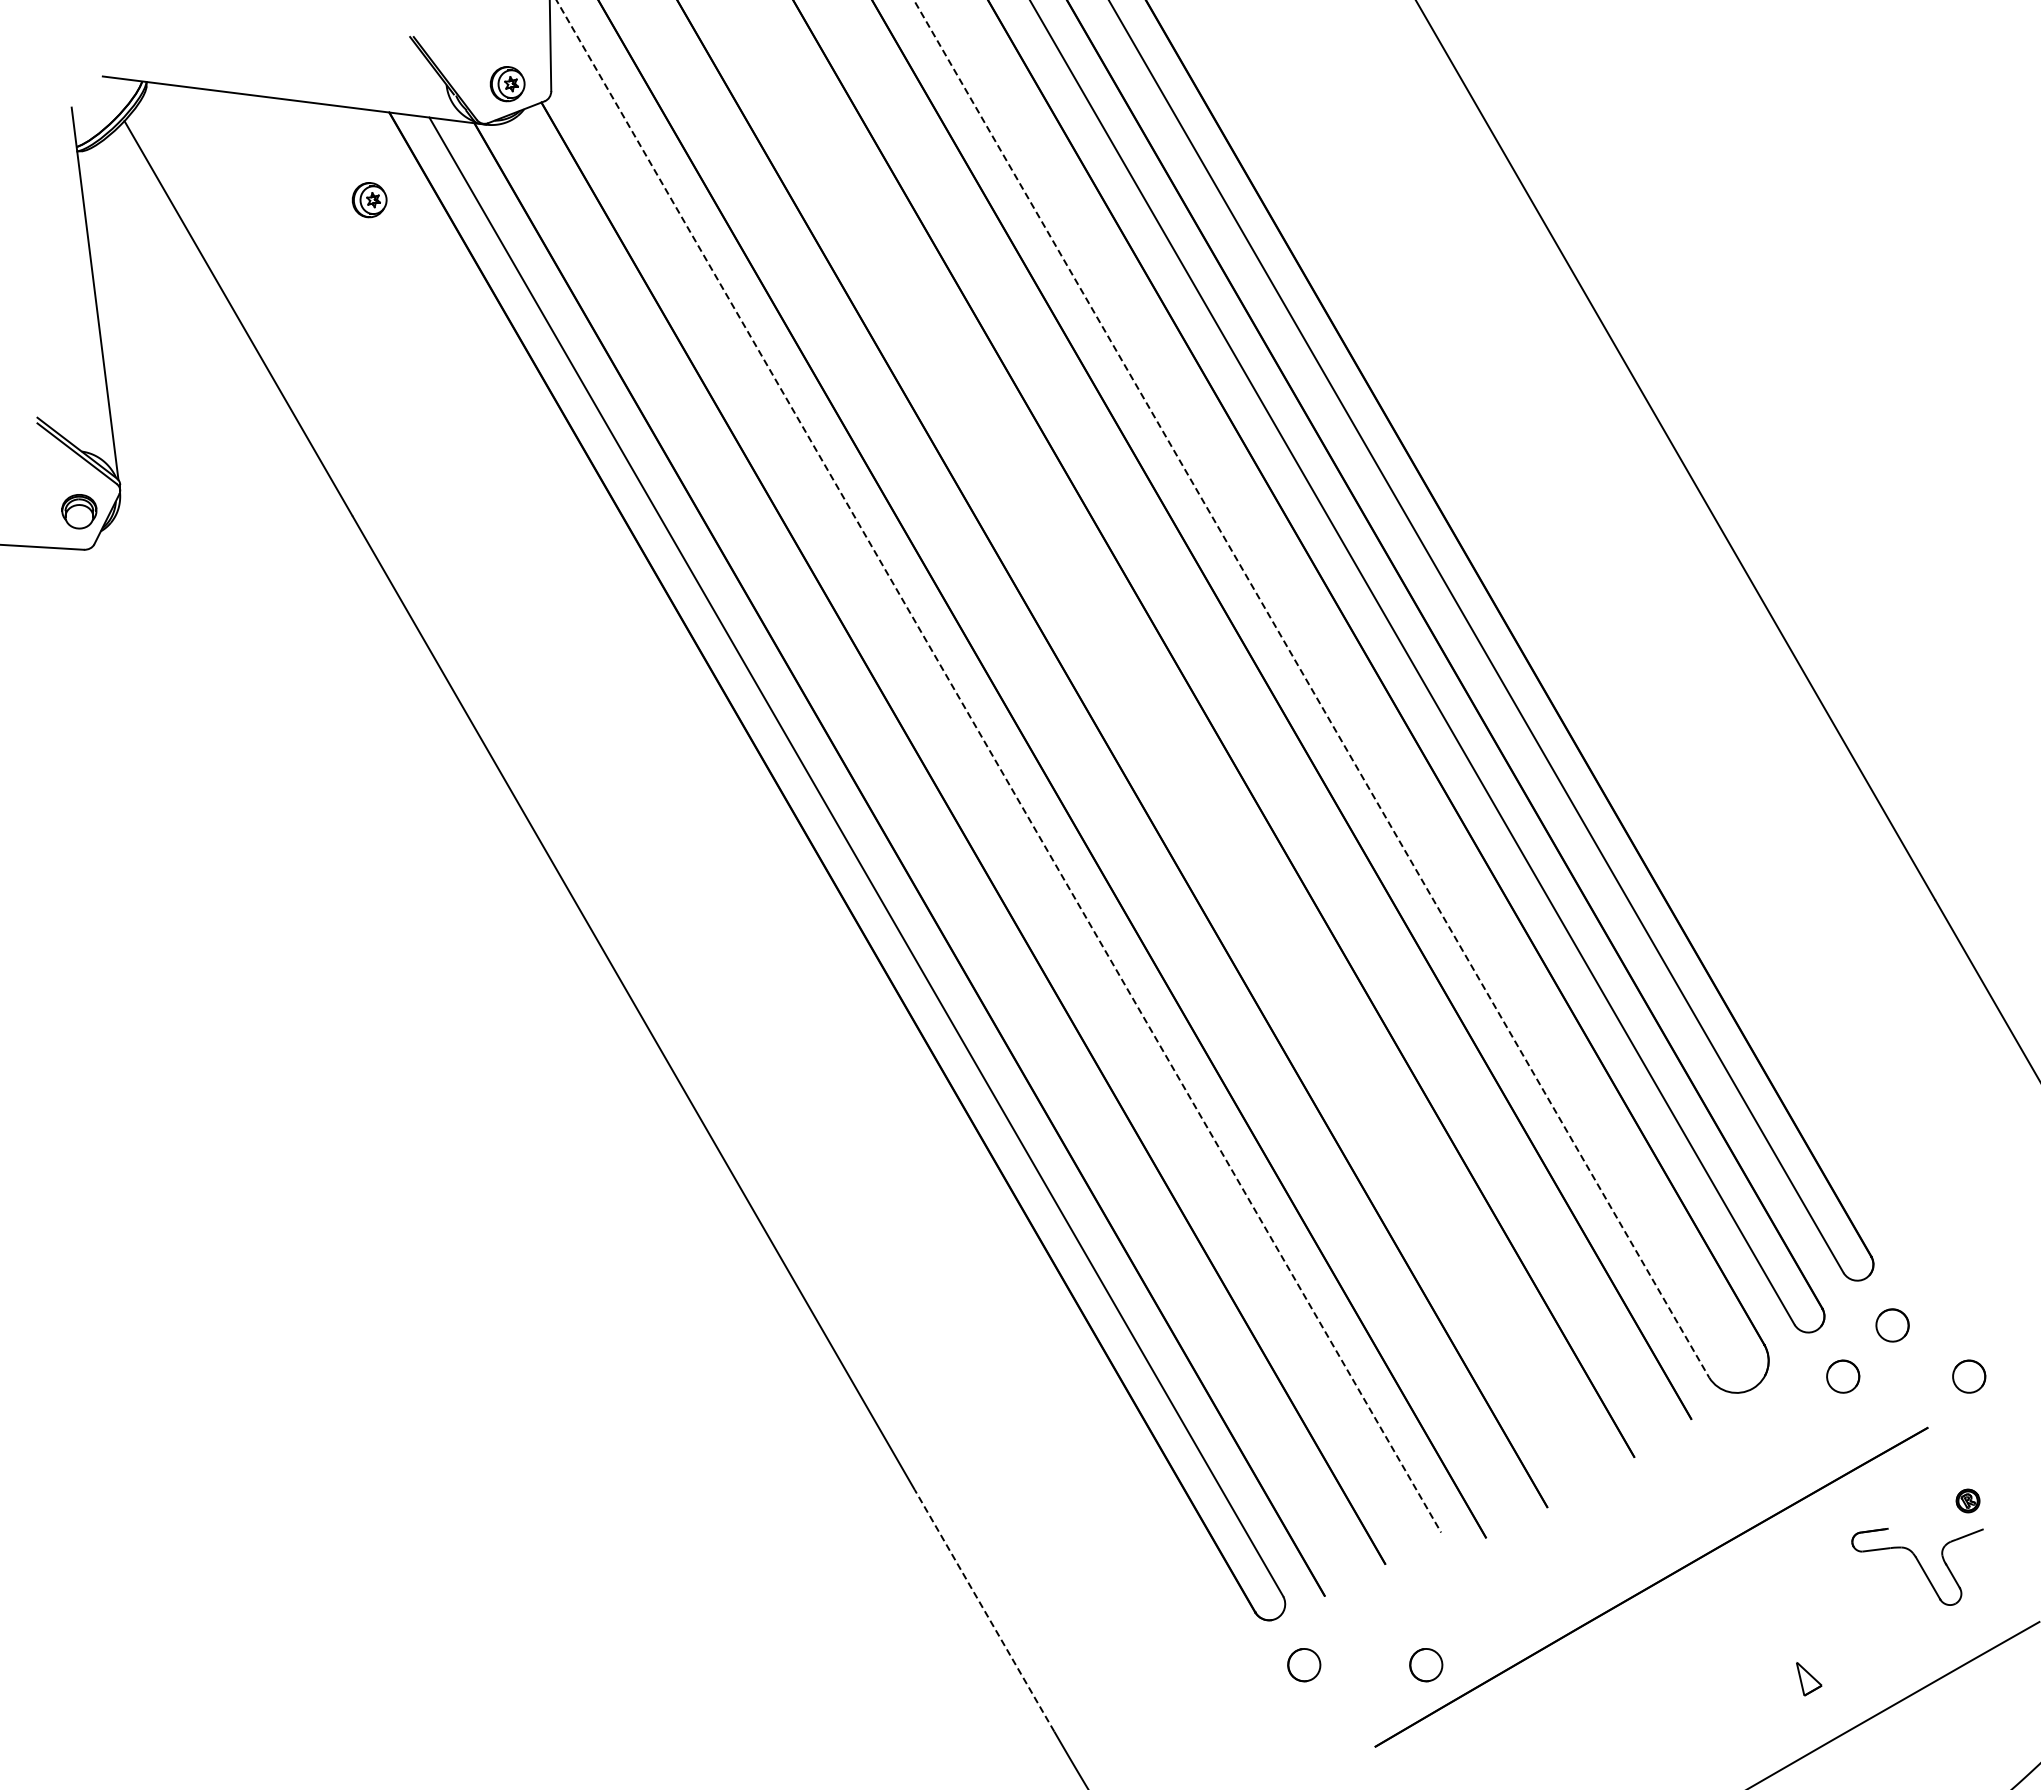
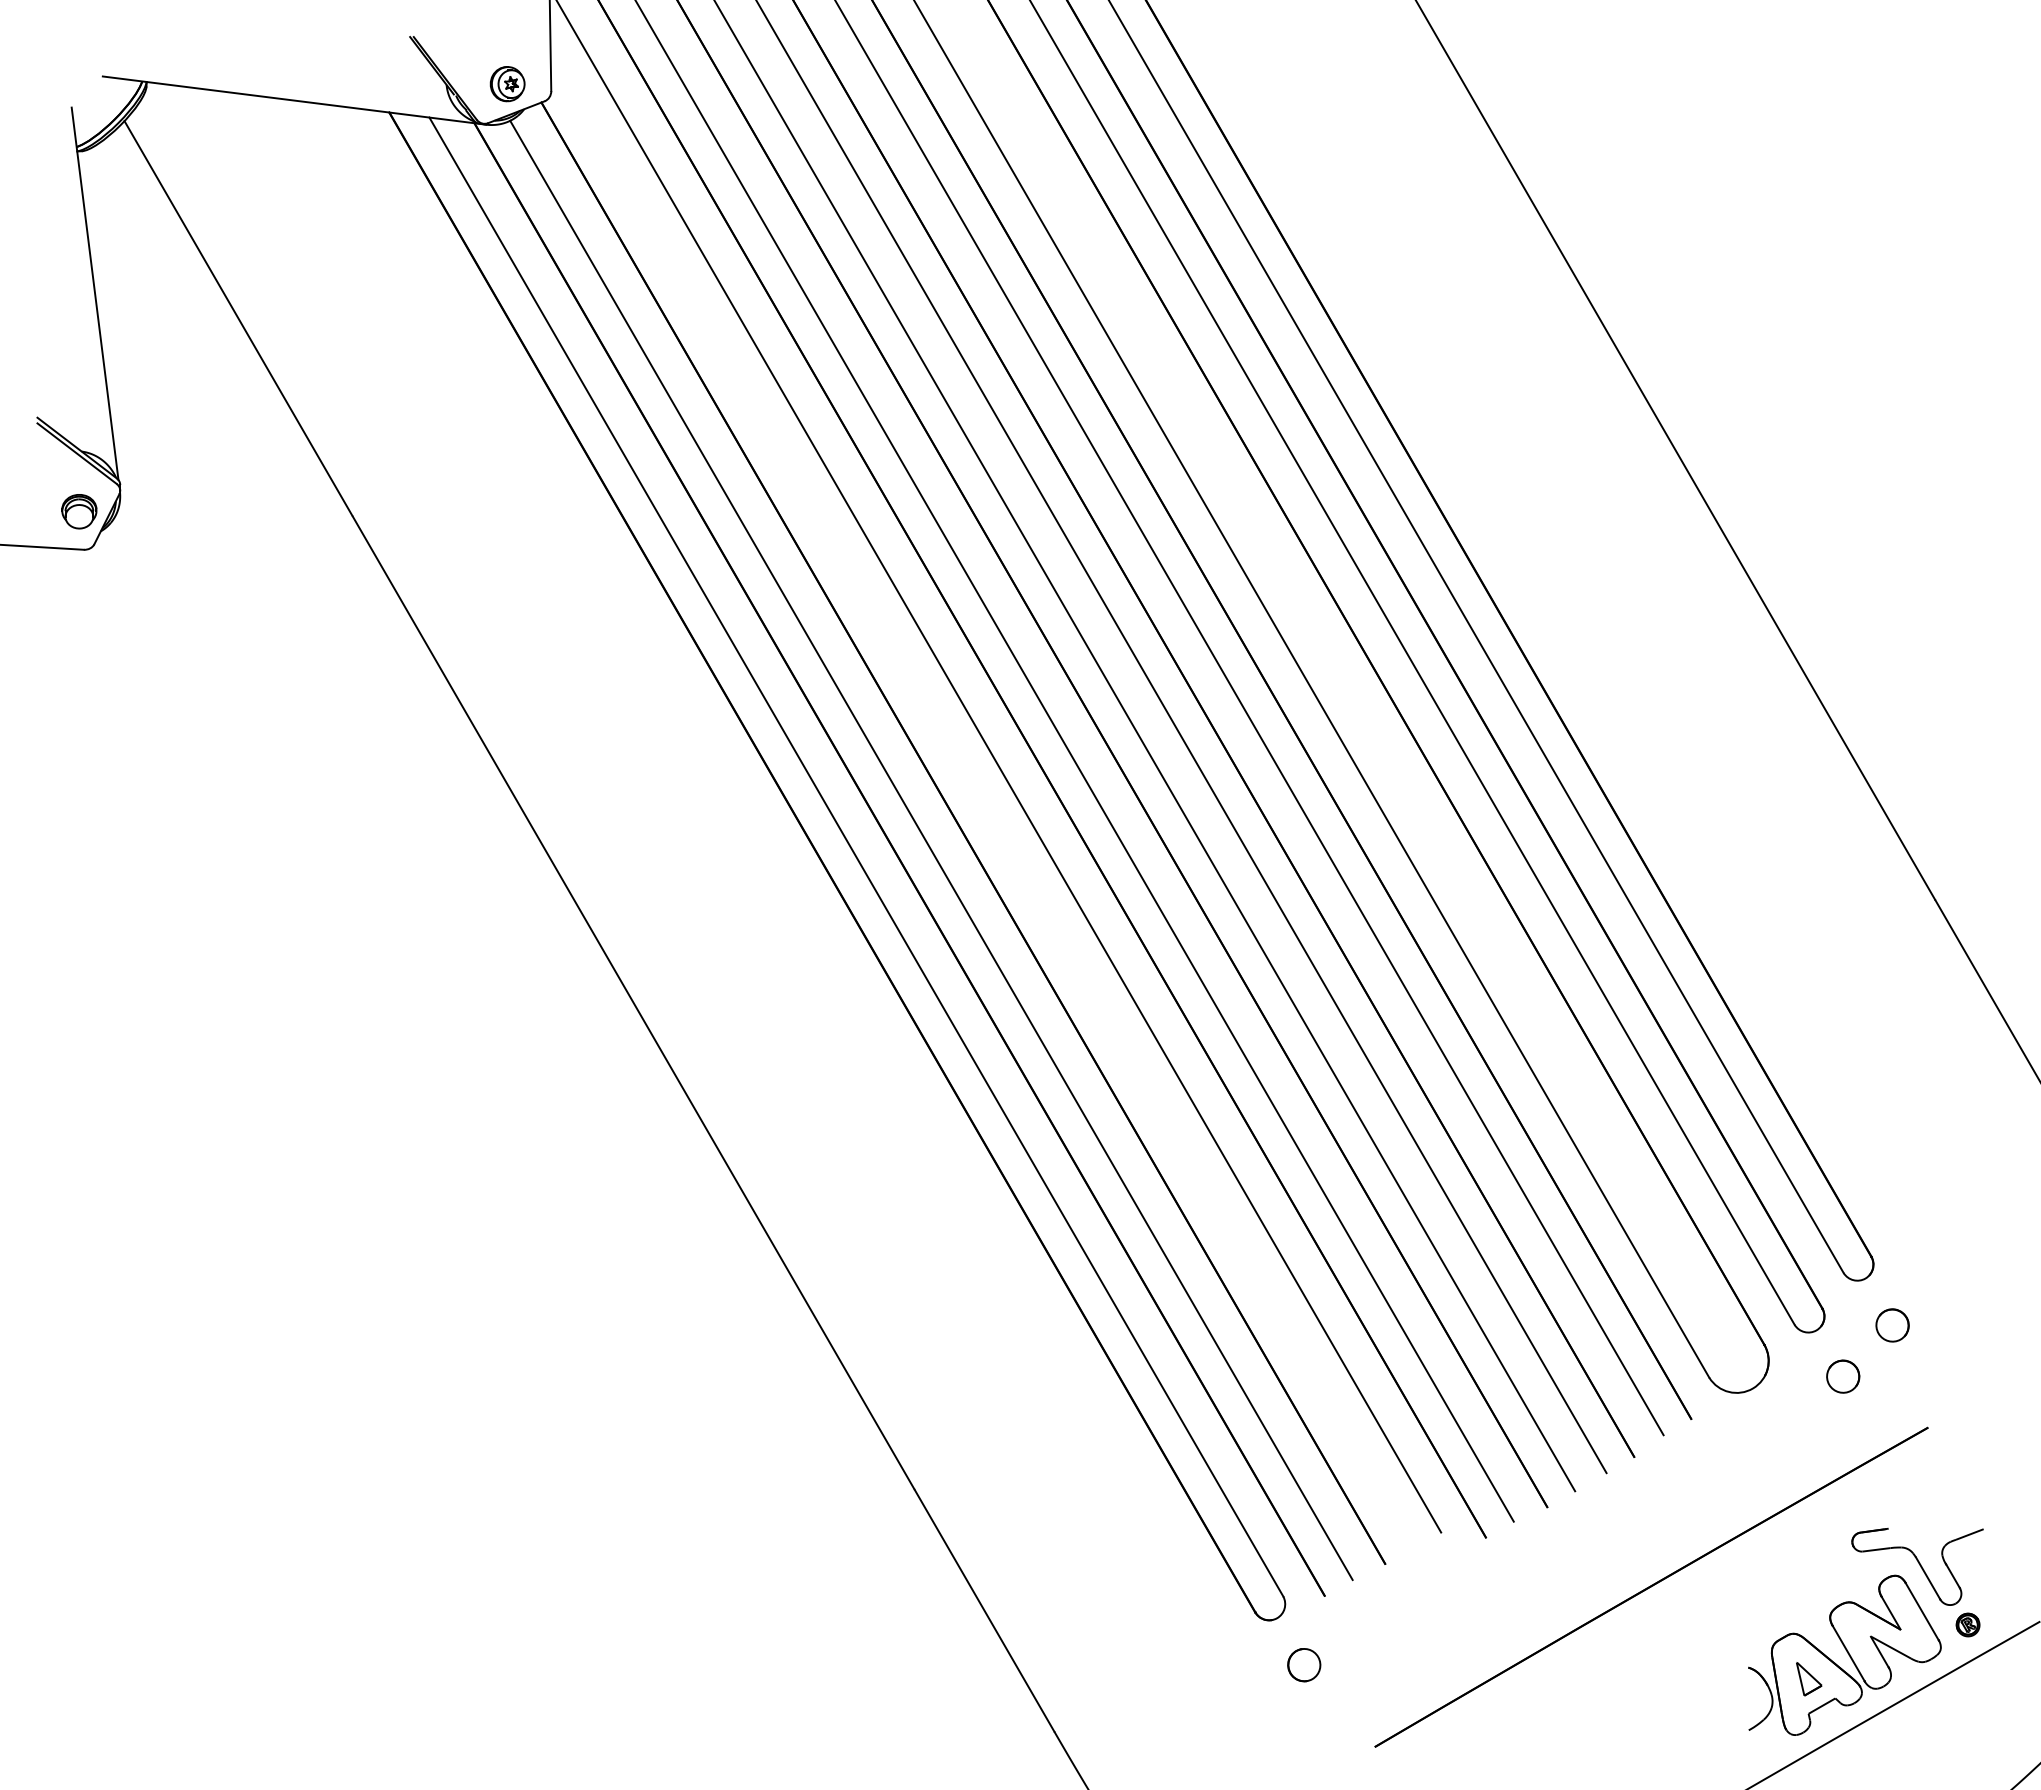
part: present -> none (369, 200)
line: dashed -> solid (1311, 689)
line: none -> present (1249, 718)
line: none -> present (1181, 737)
line: none -> present (1145, 746)
line: none -> present (1074, 761)
line: dashed -> solid (998, 766)
line: none -> present (931, 850)
part: present -> none (1969, 1376)
part position: (1967, 1500) -> (1967, 1624) (1967, 1624)
line: dashed -> solid (984, 1610)
part: none -> present (1844, 1654)
part: present -> none (1426, 1665)
